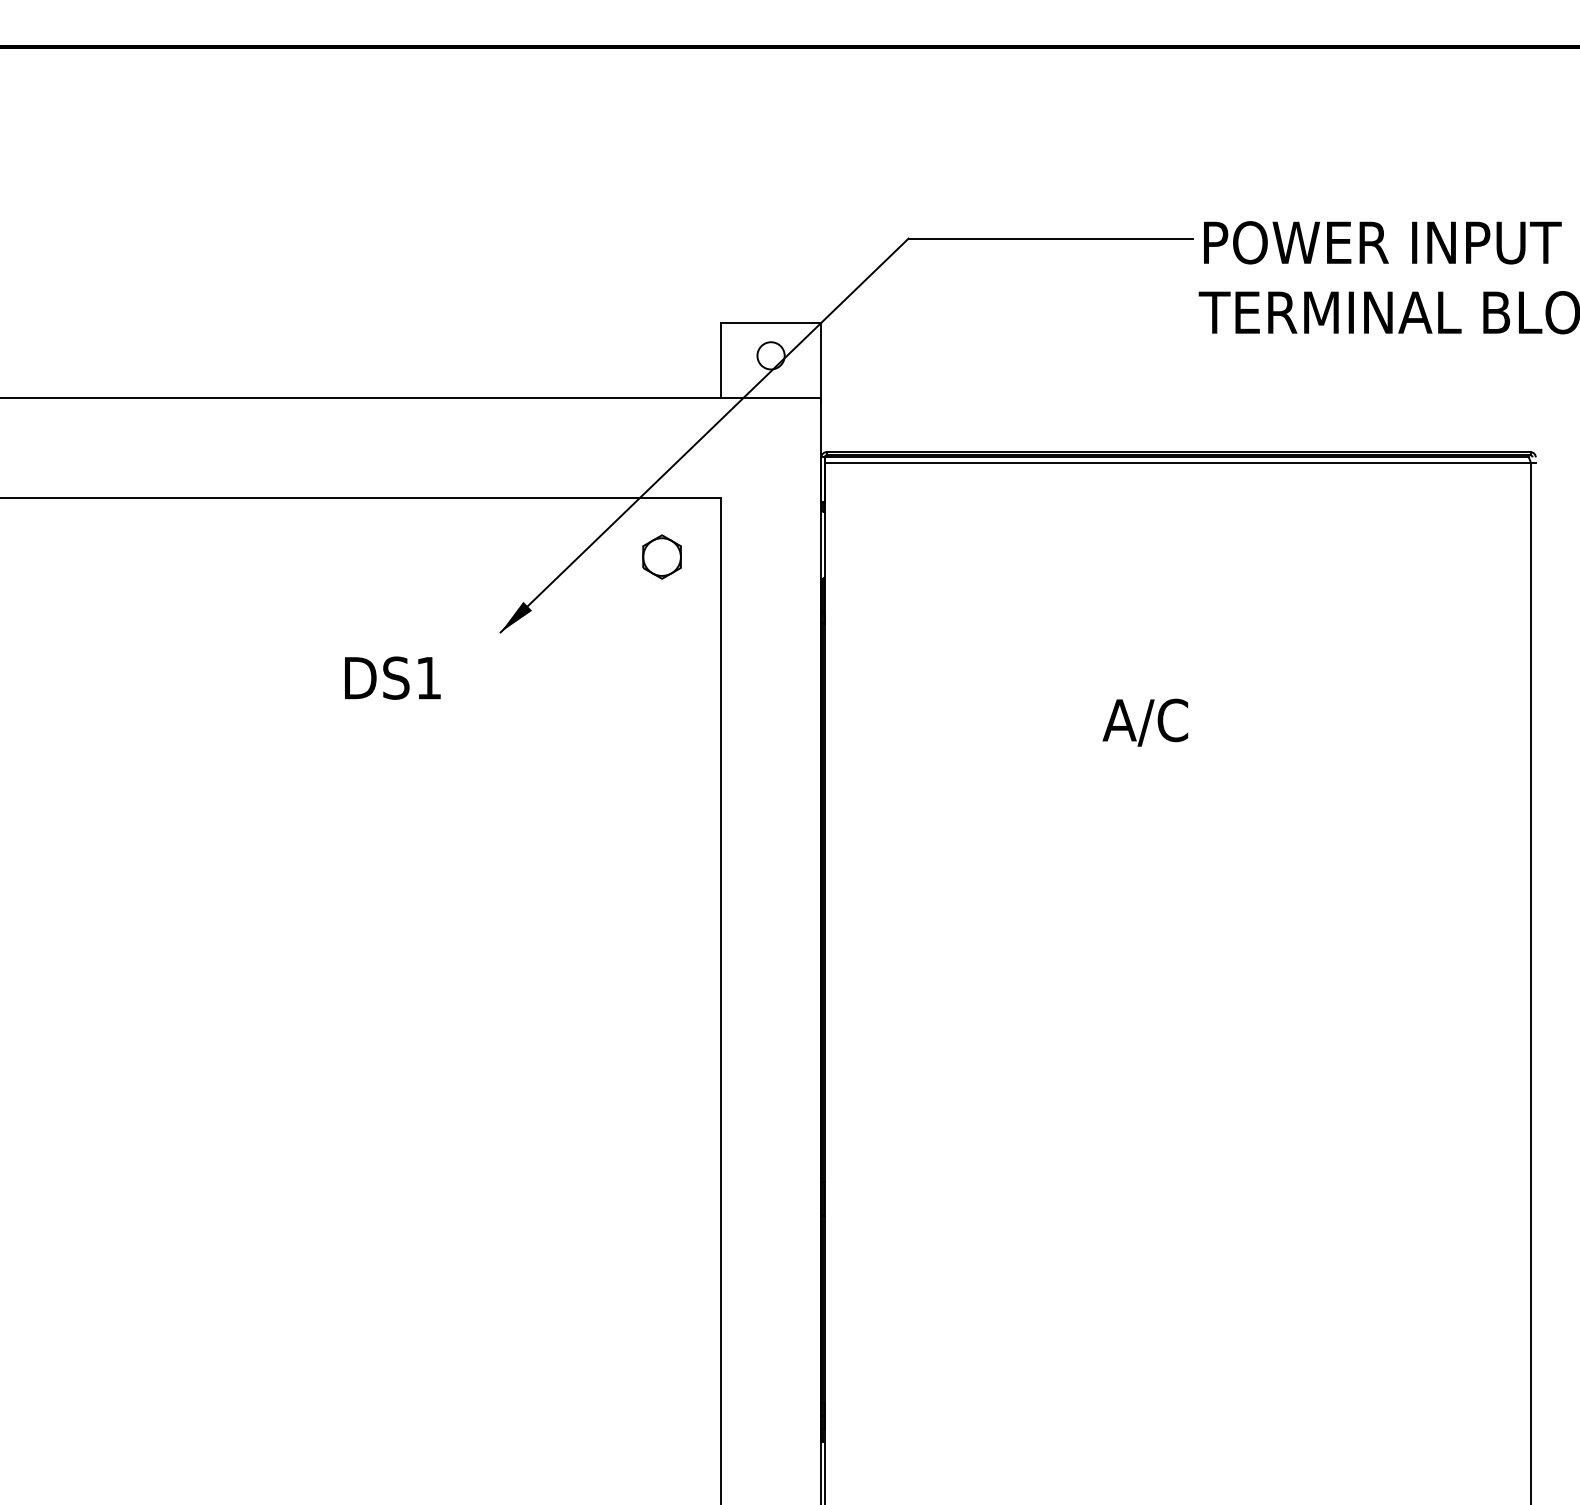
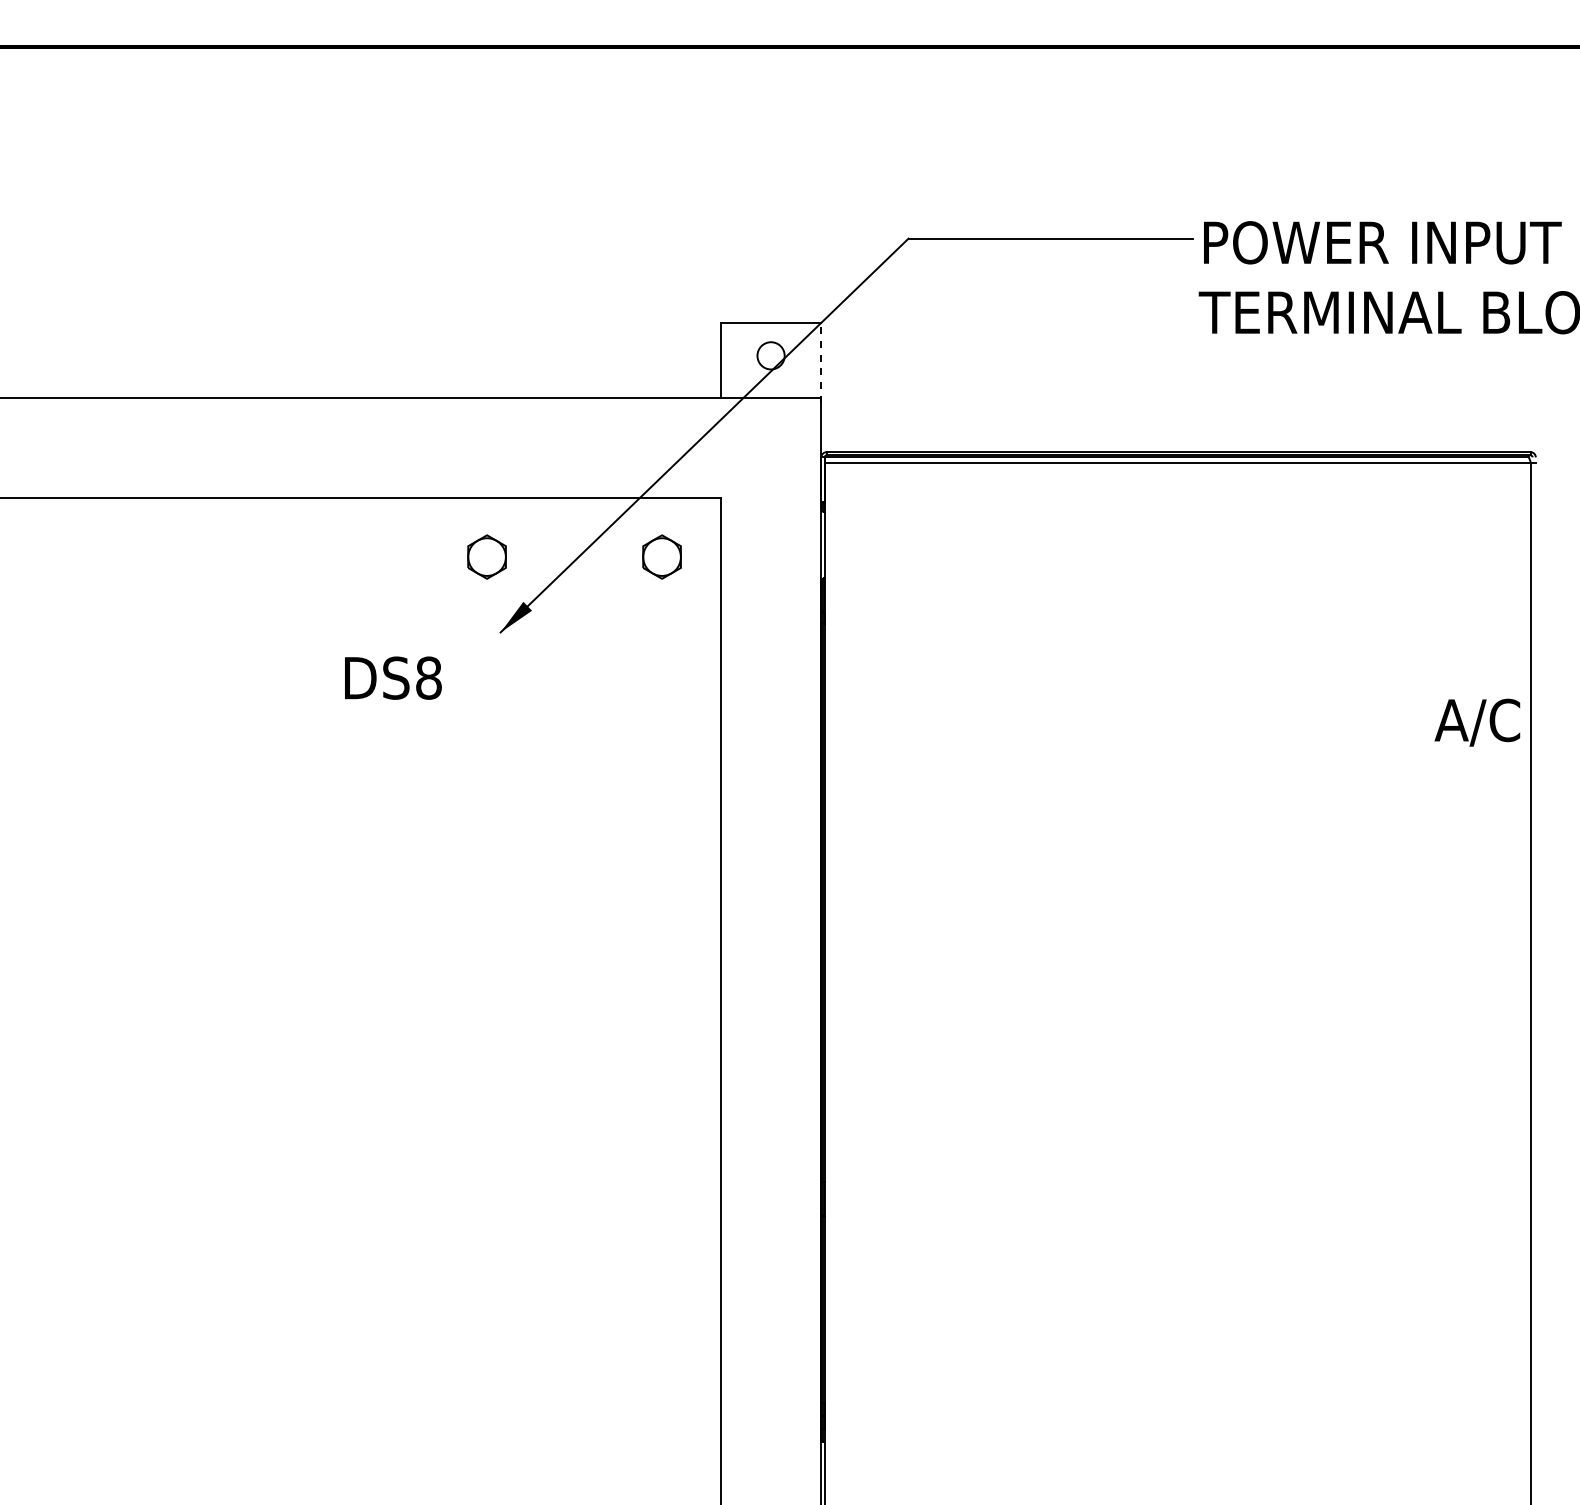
line: solid -> dashed (821, 362)
part: none -> present (486, 556)
text: DS1 -> DS8 (428, 677)
text position: (1145, 722) -> (1477, 722) (1477, 722)
